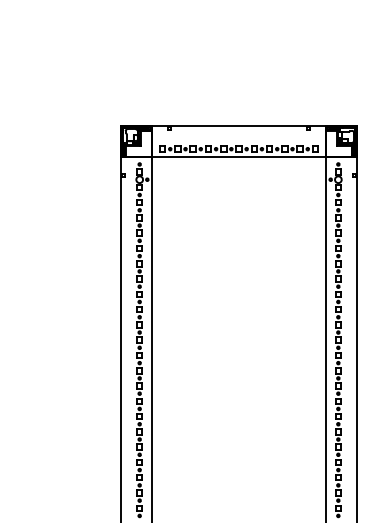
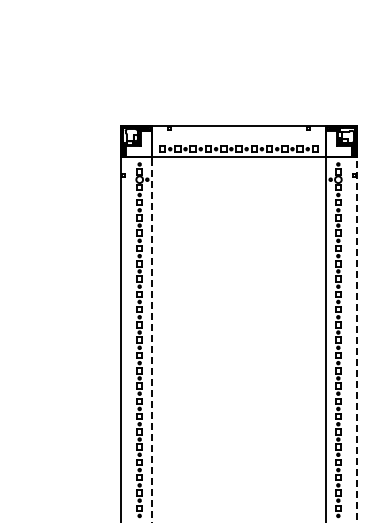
line: solid -> dashed (151, 324)
line: solid -> dashed (357, 324)
